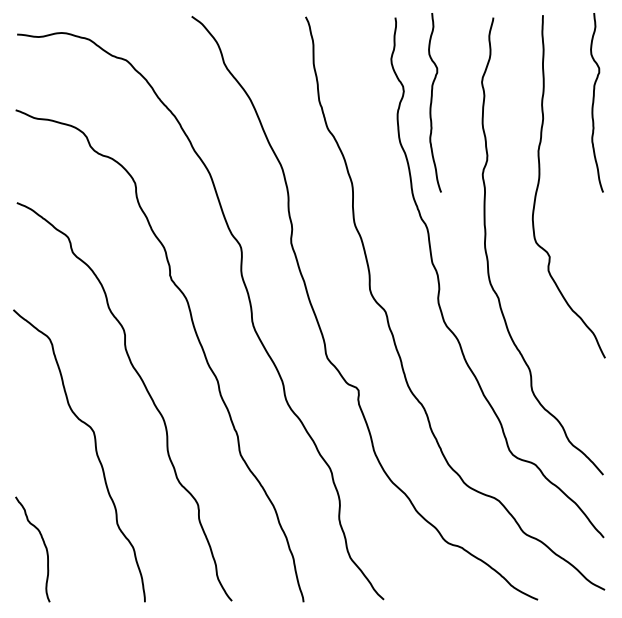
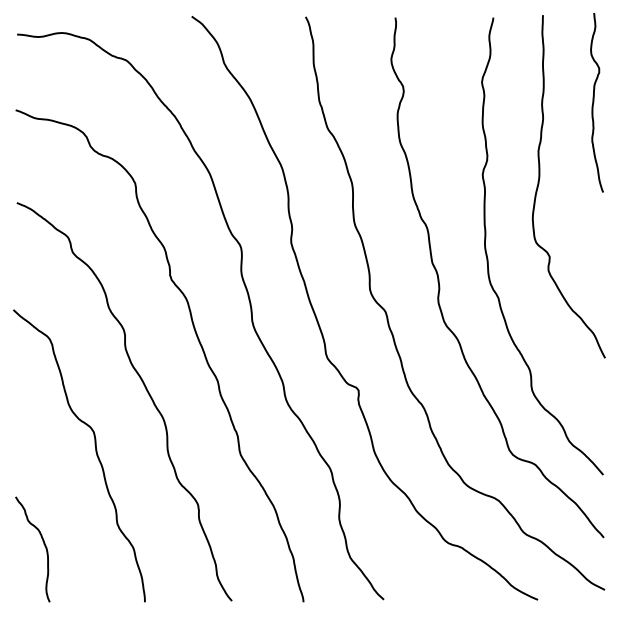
curve: present -> none (432, 102)
